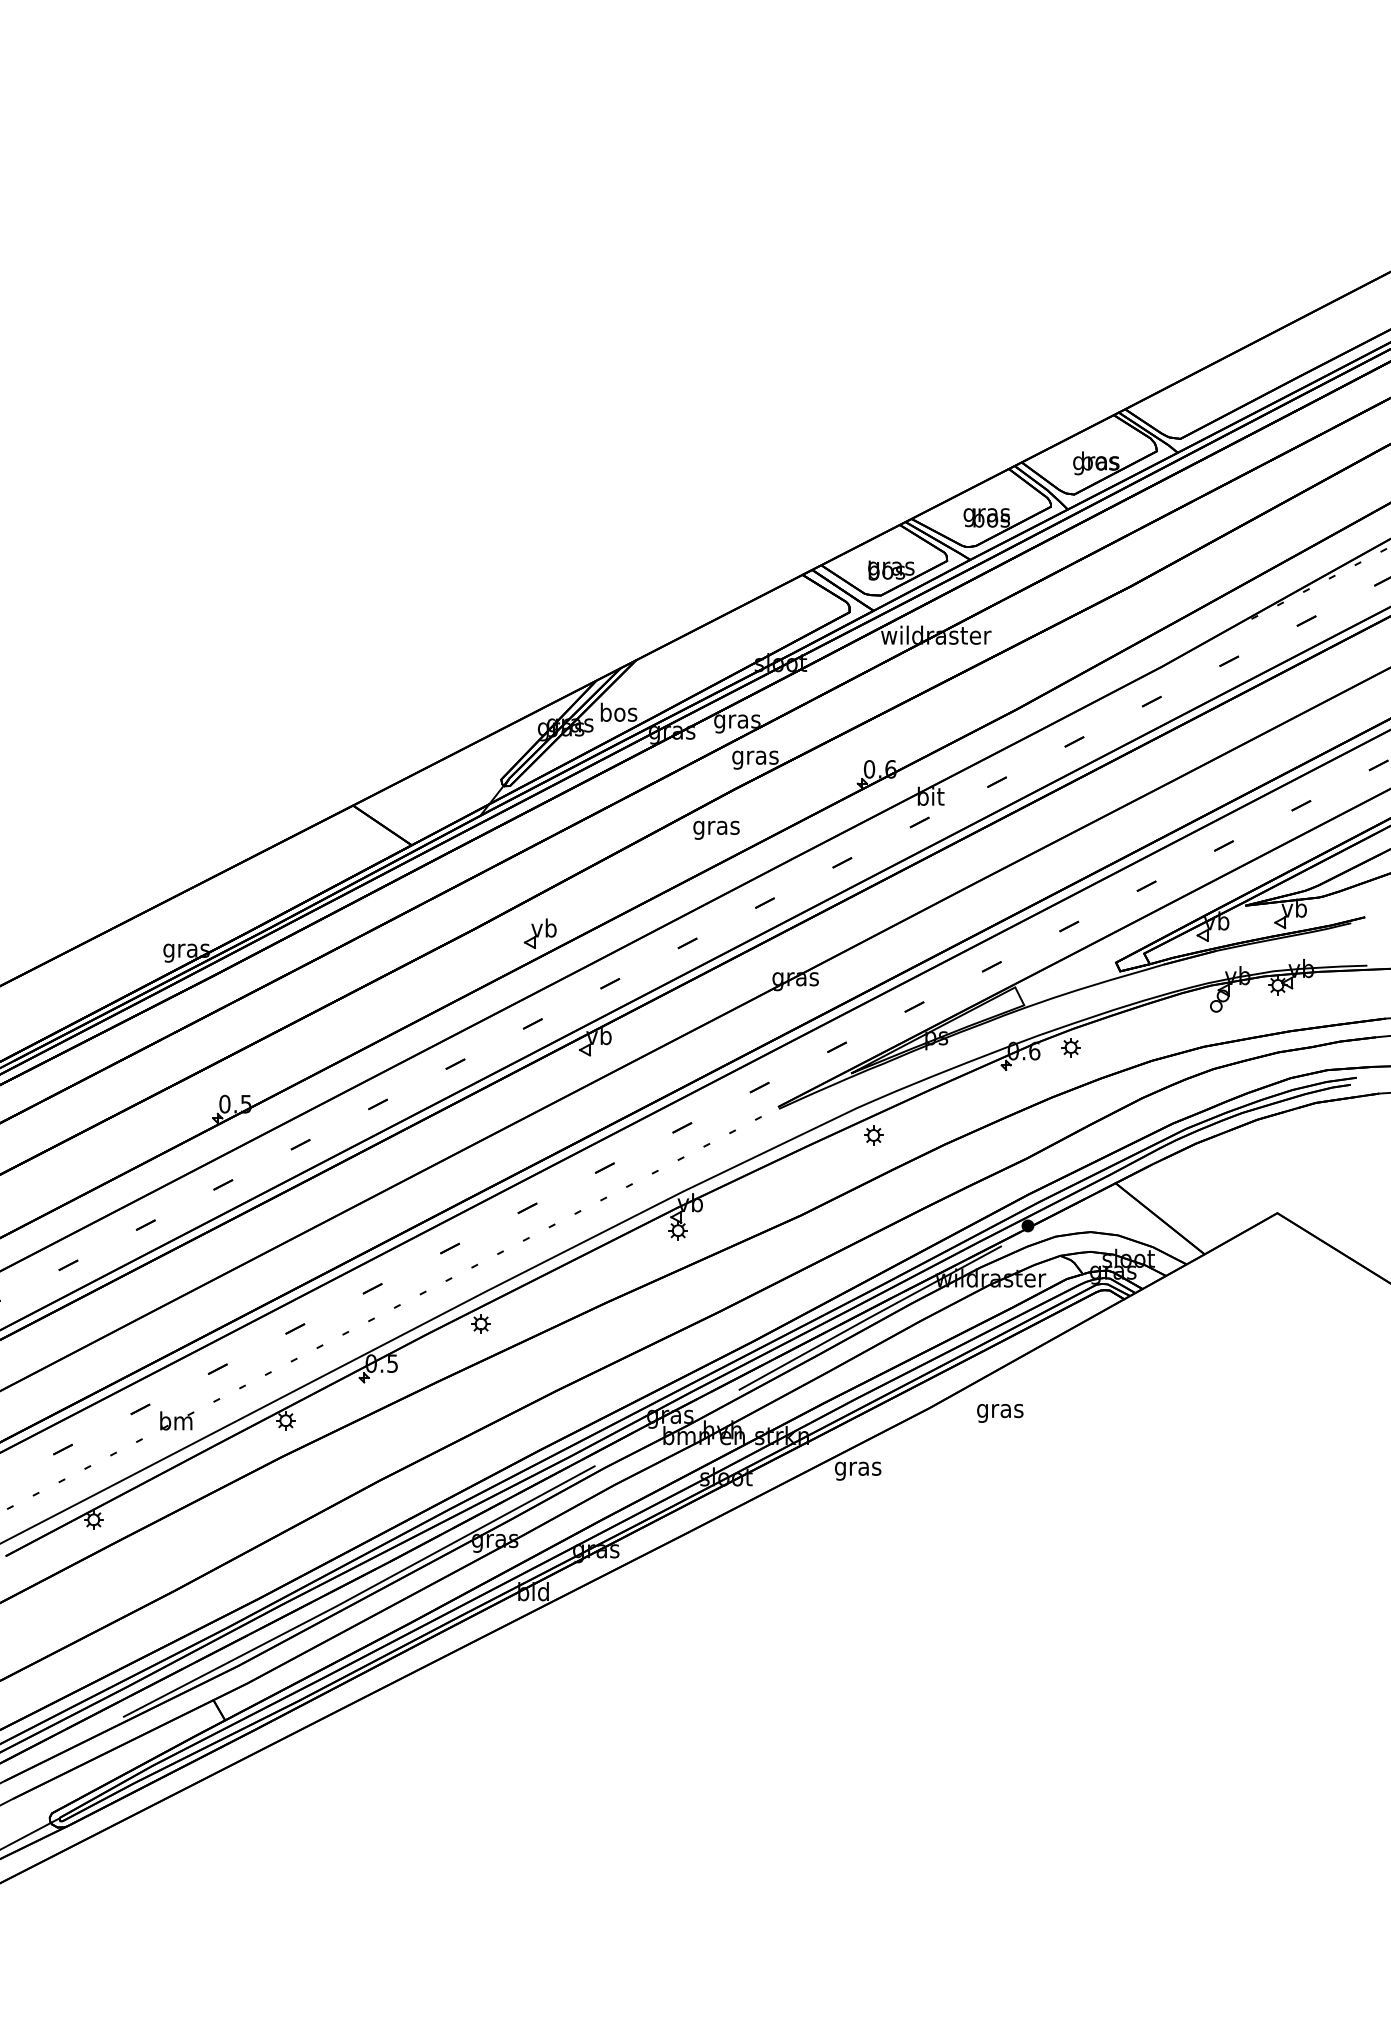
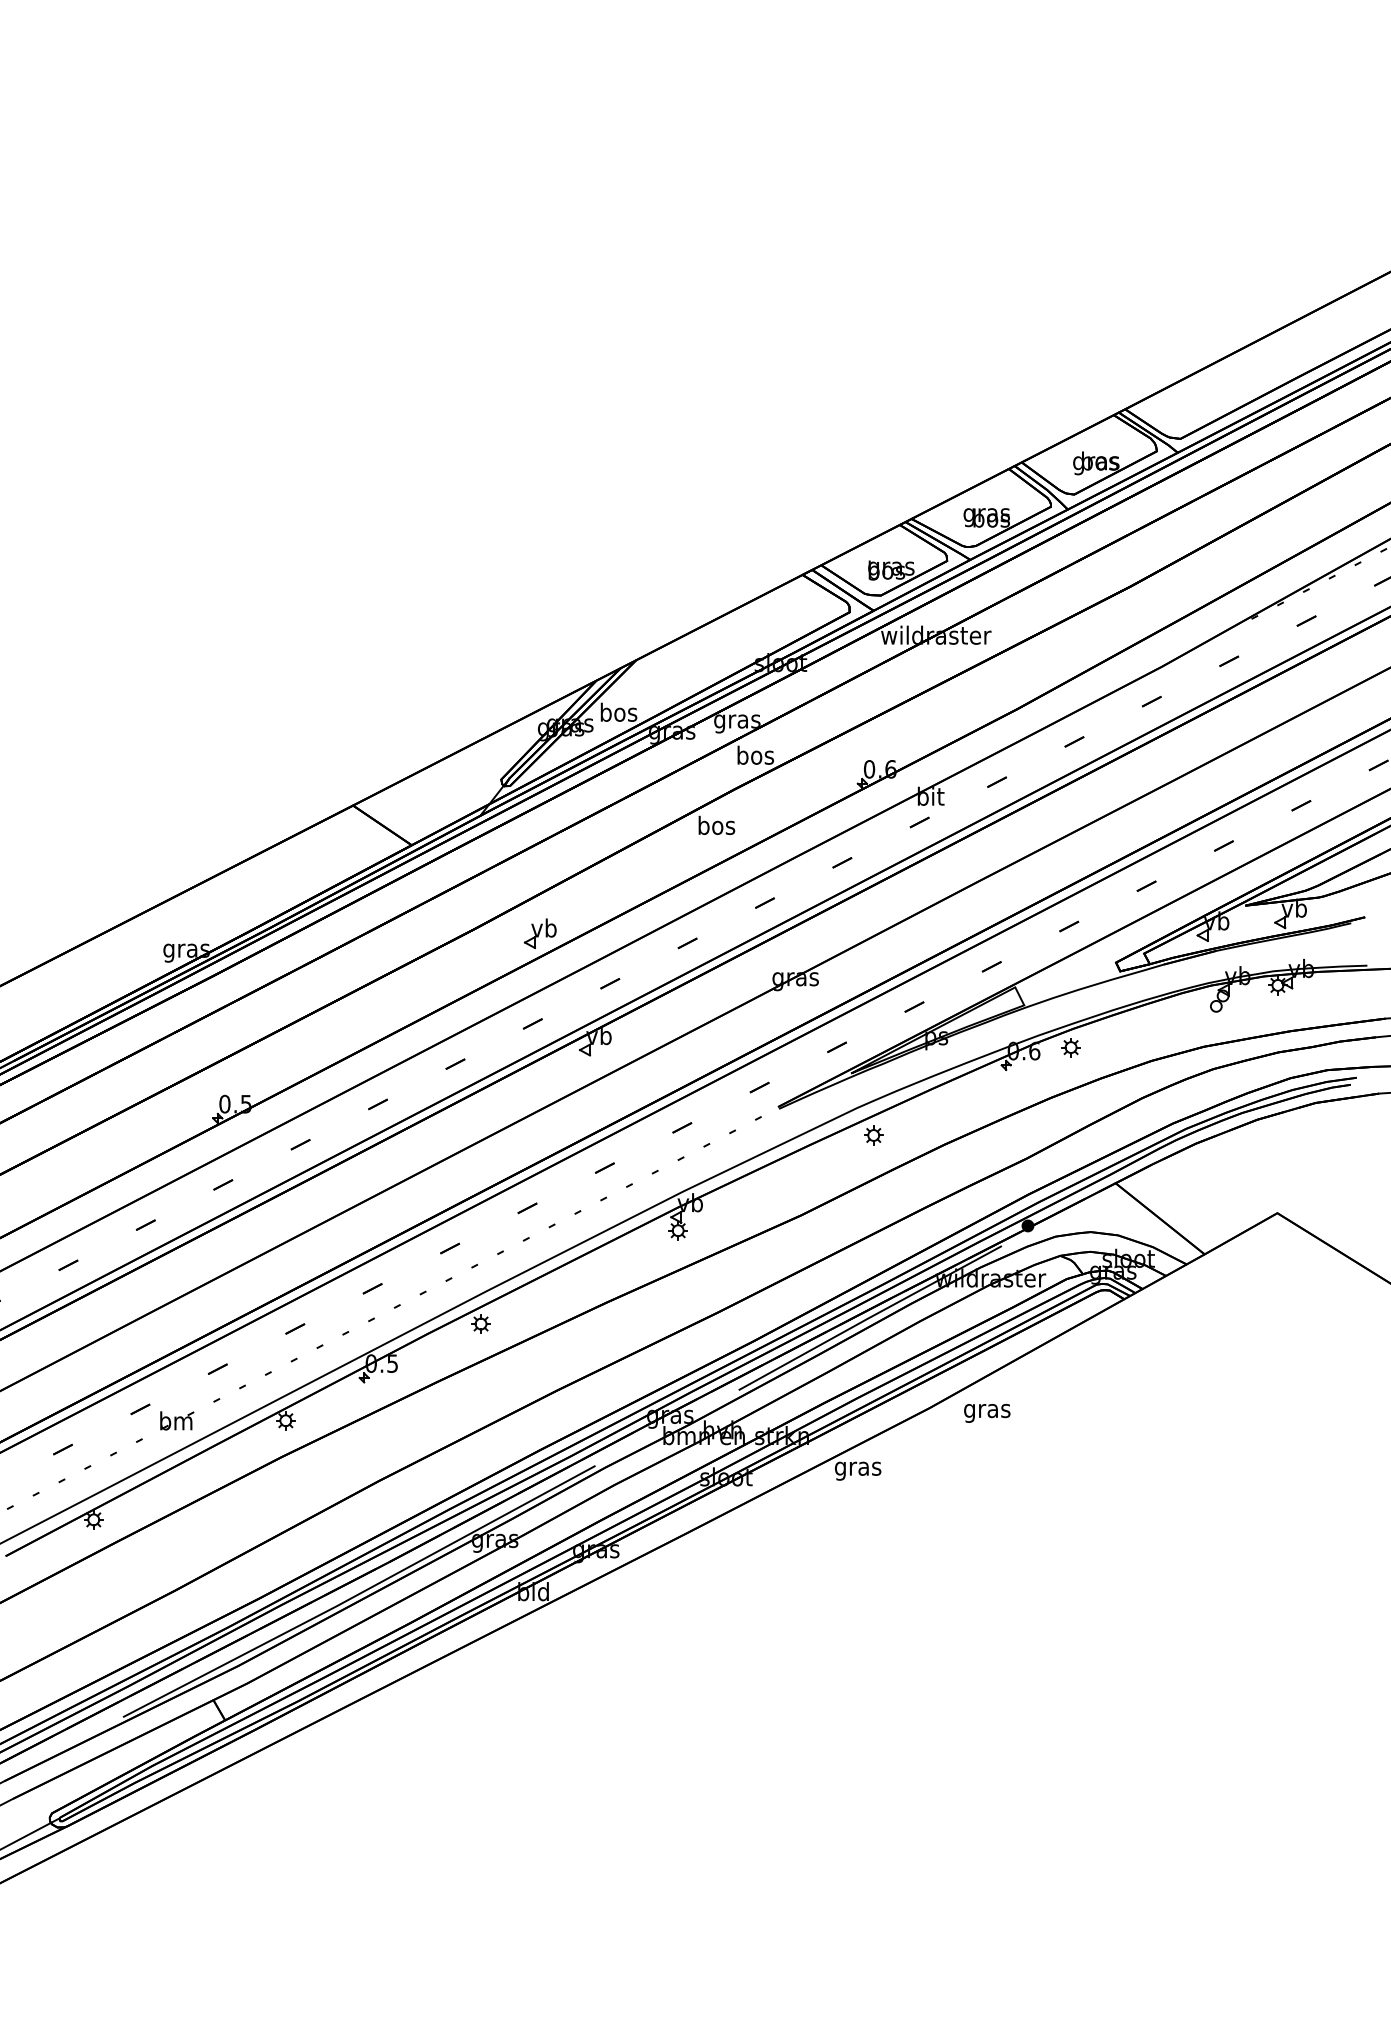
text: gras -> bos (755, 757)
text: gras -> bos (716, 827)
text position: (1000, 1413) -> (987, 1413) (987, 1413)
